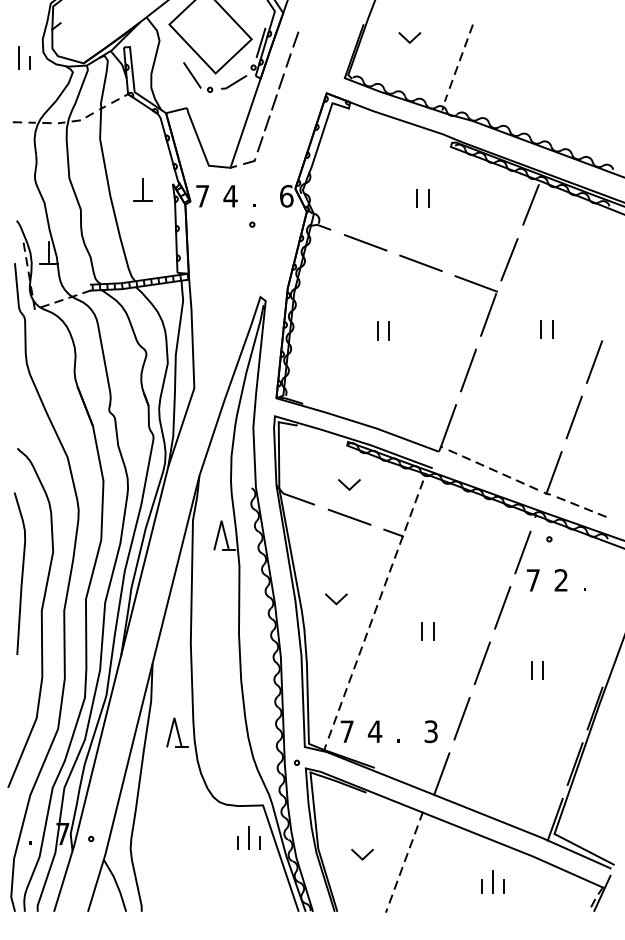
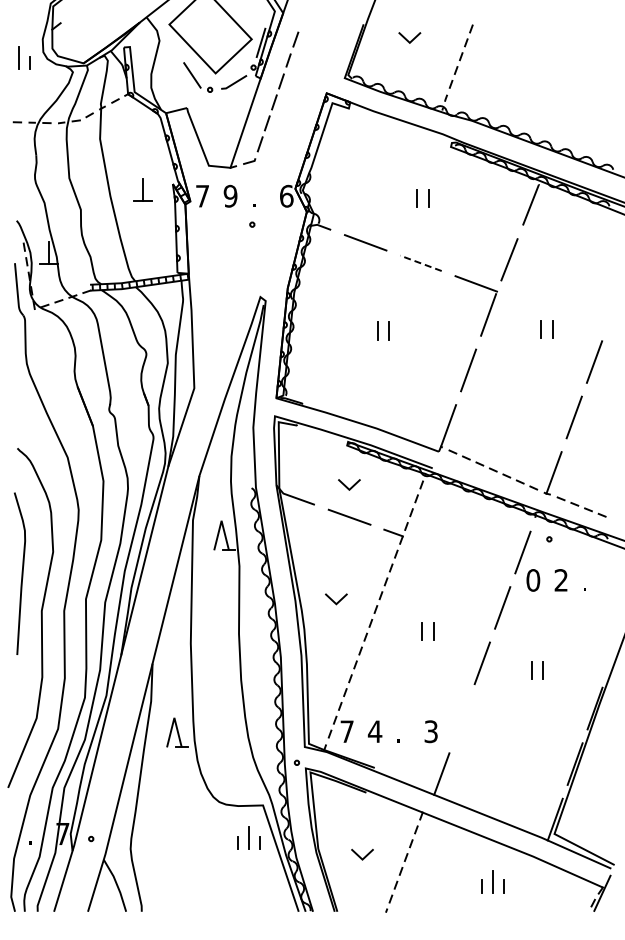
text: 4 -> 9 (230, 195)
line: solid -> dashed (420, 263)
text: 7 -> 0 (533, 580)
line: present -> none (461, 718)
